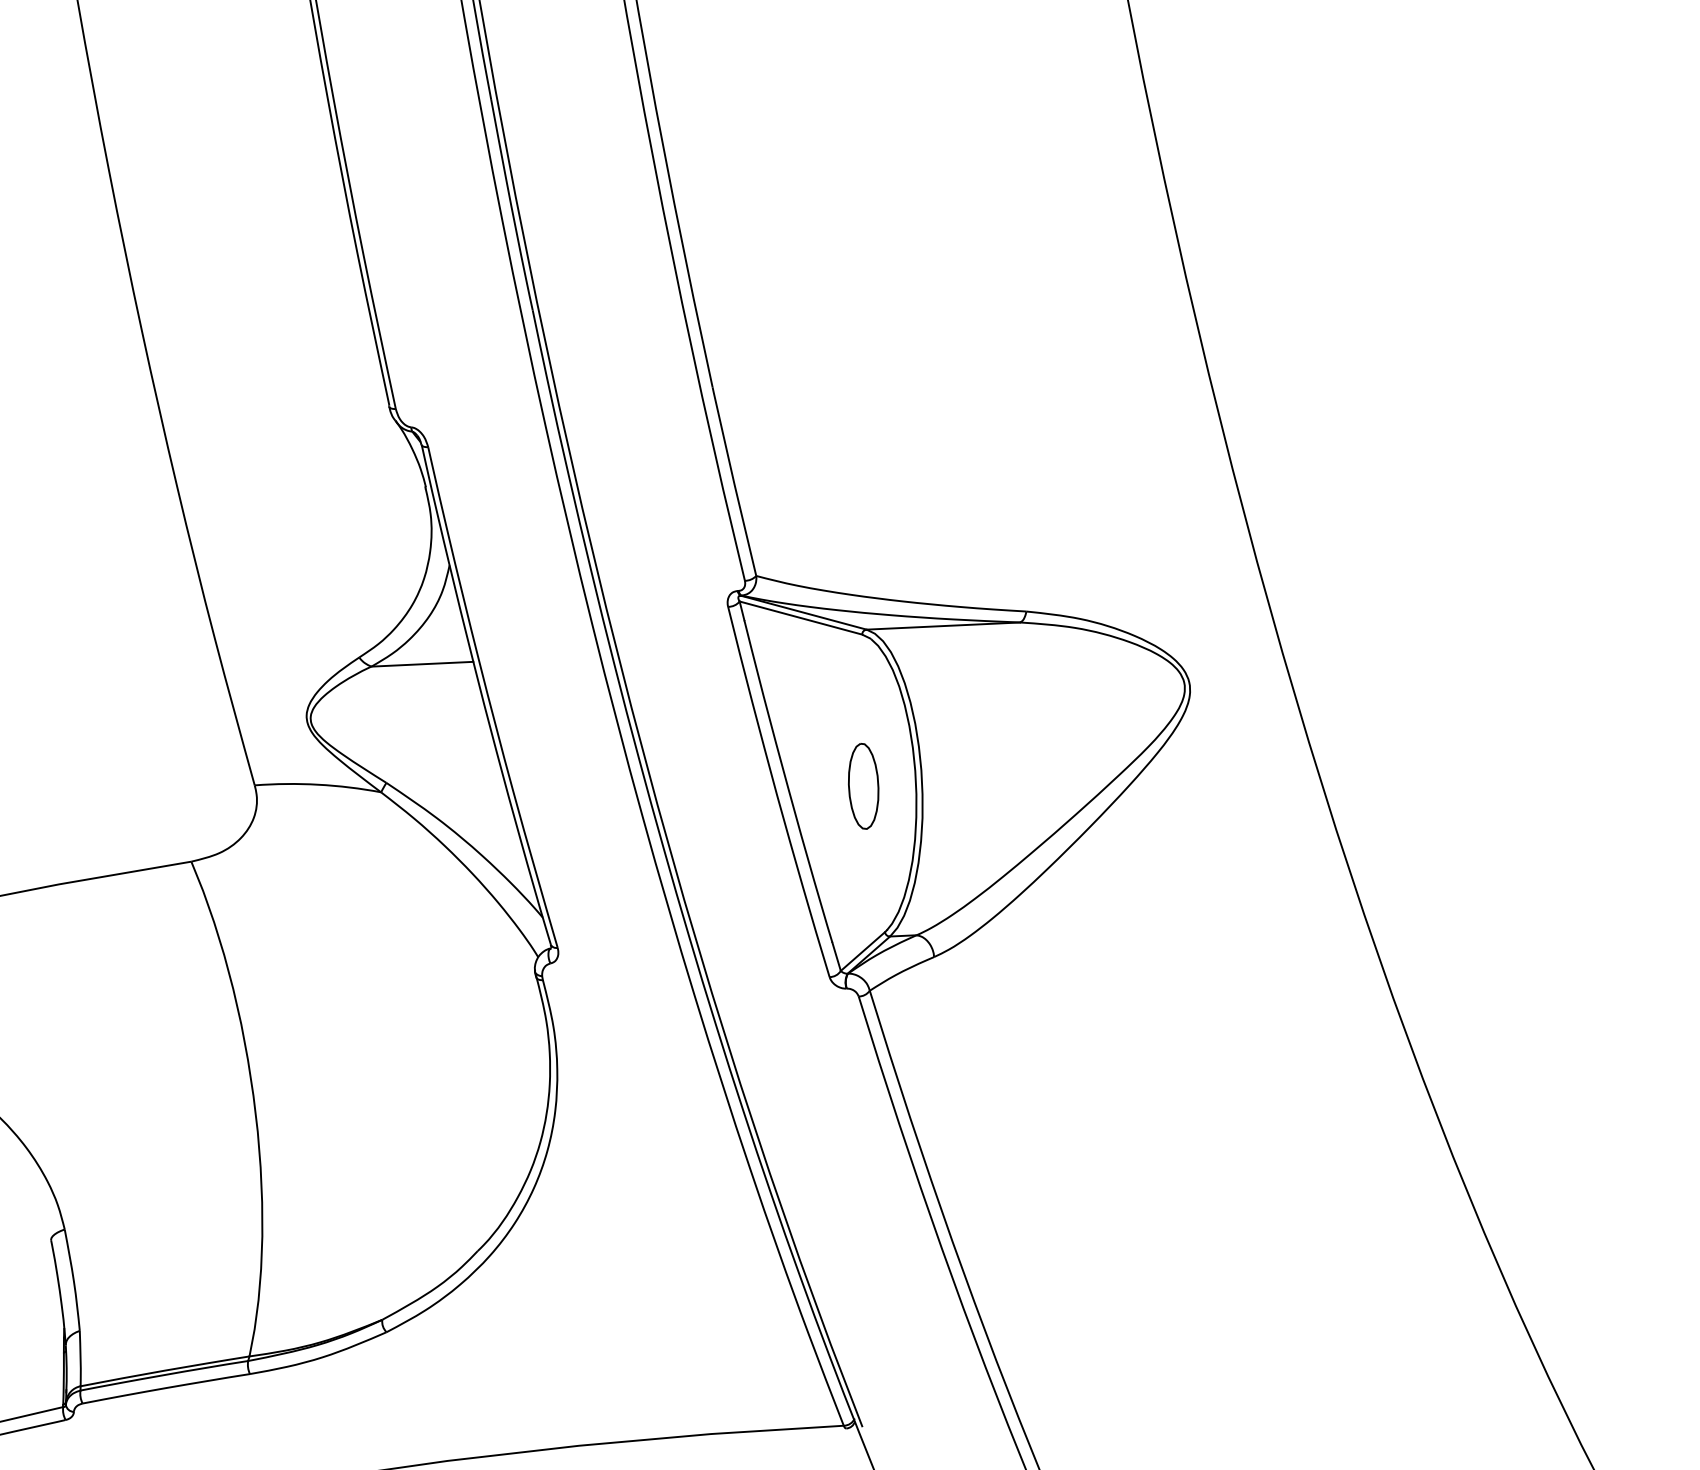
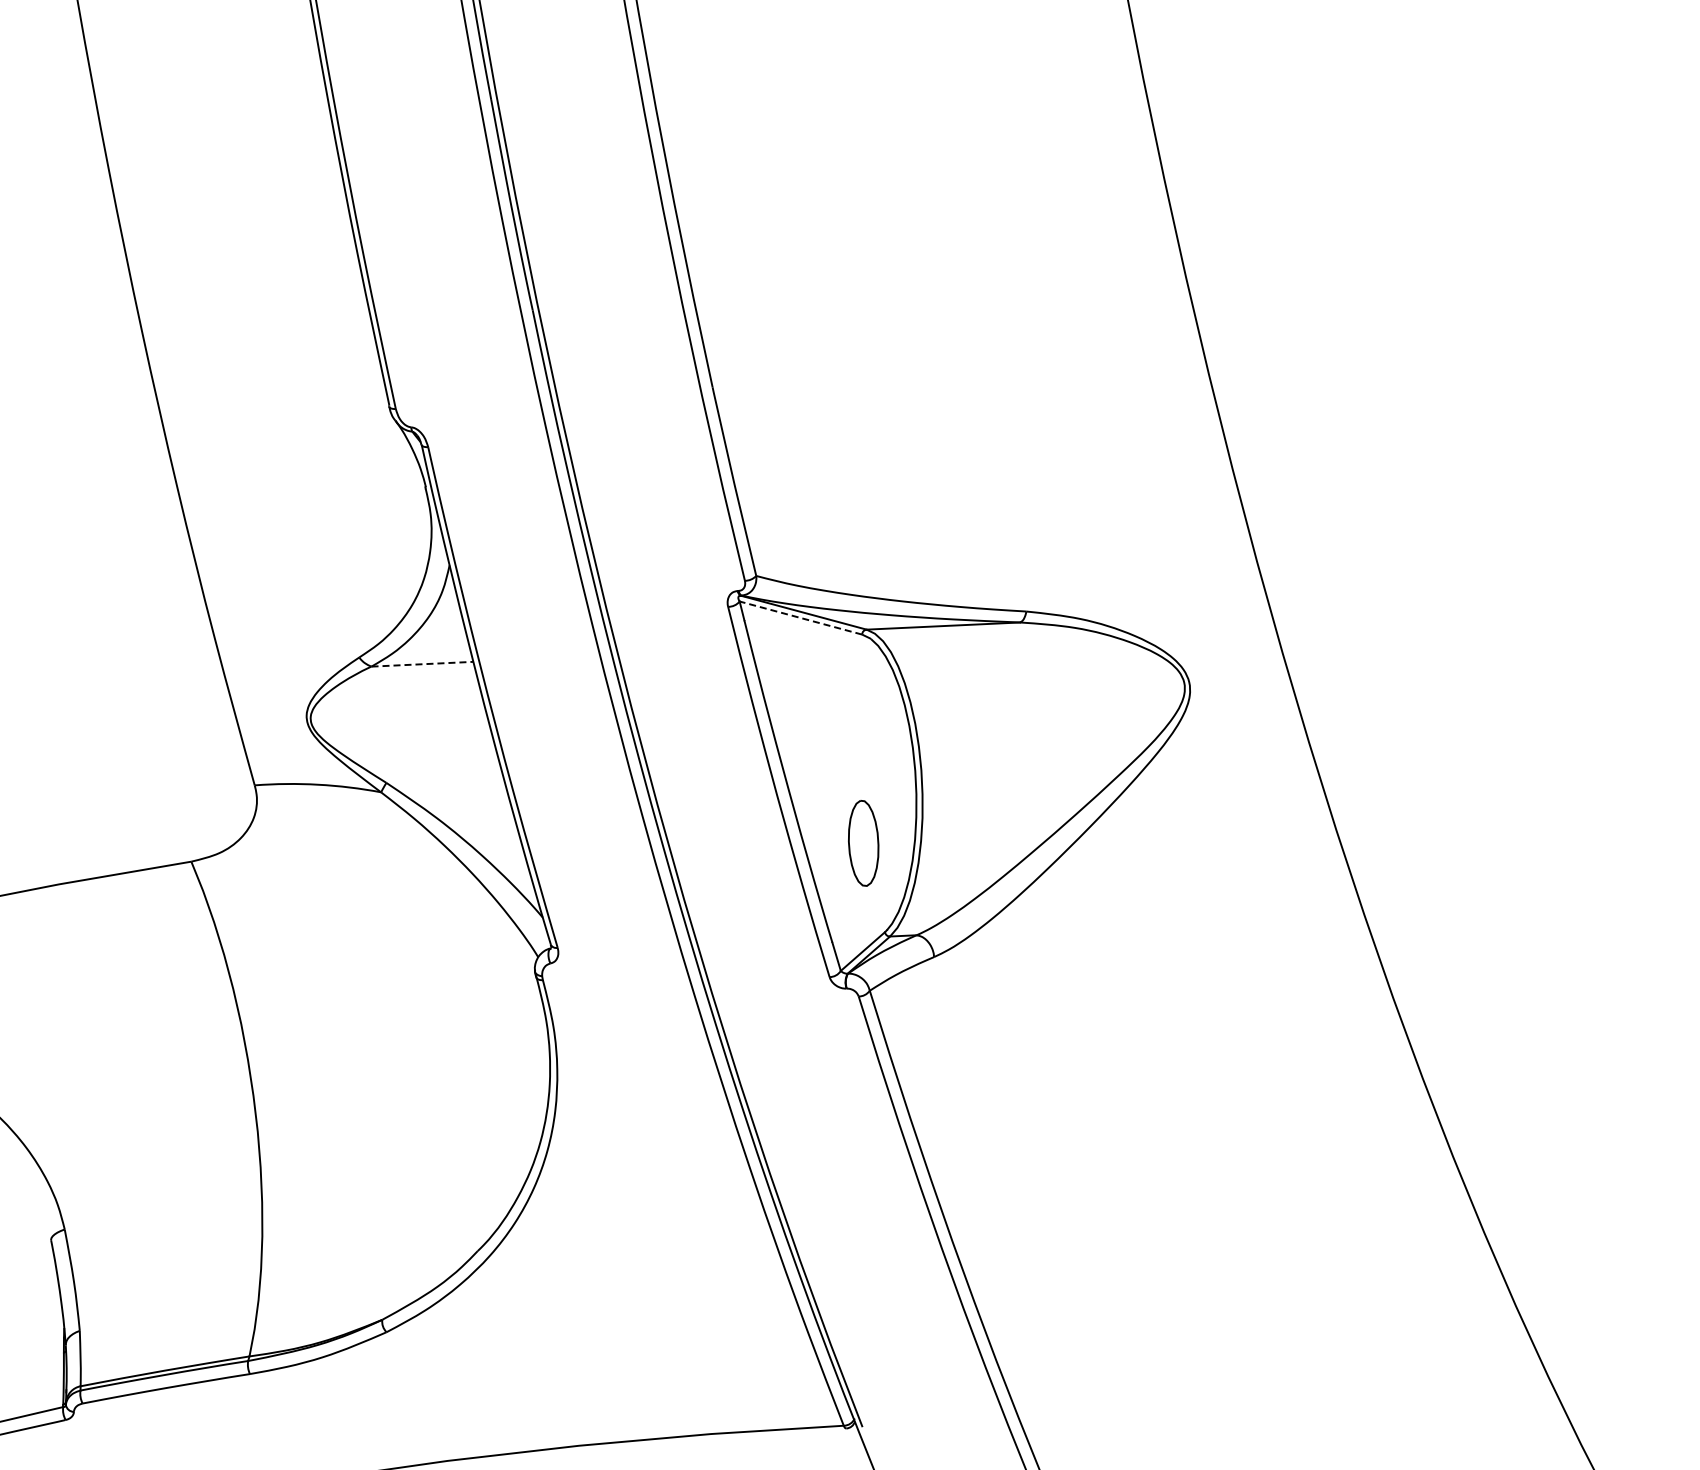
line: solid -> dashed (800, 617)
line: solid -> dashed (422, 664)
part position: (863, 786) -> (863, 843) (863, 843)
